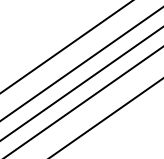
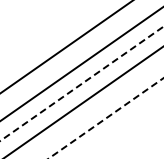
line: solid -> dashed (82, 83)
line: solid -> dashed (105, 118)
